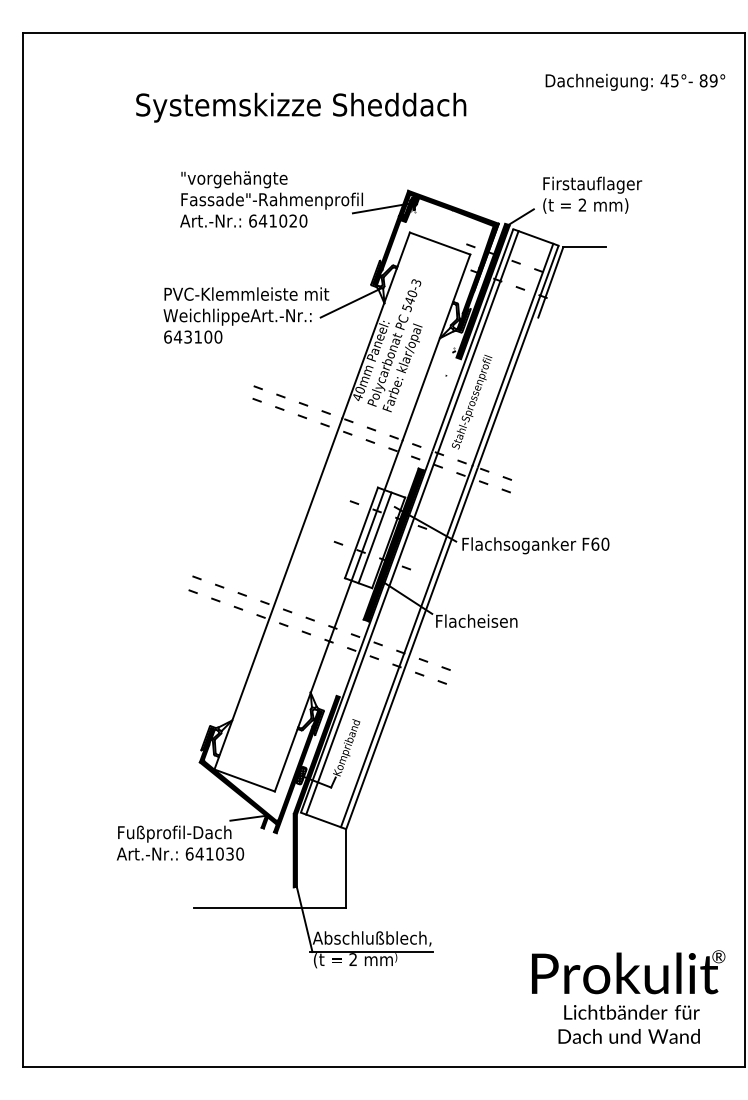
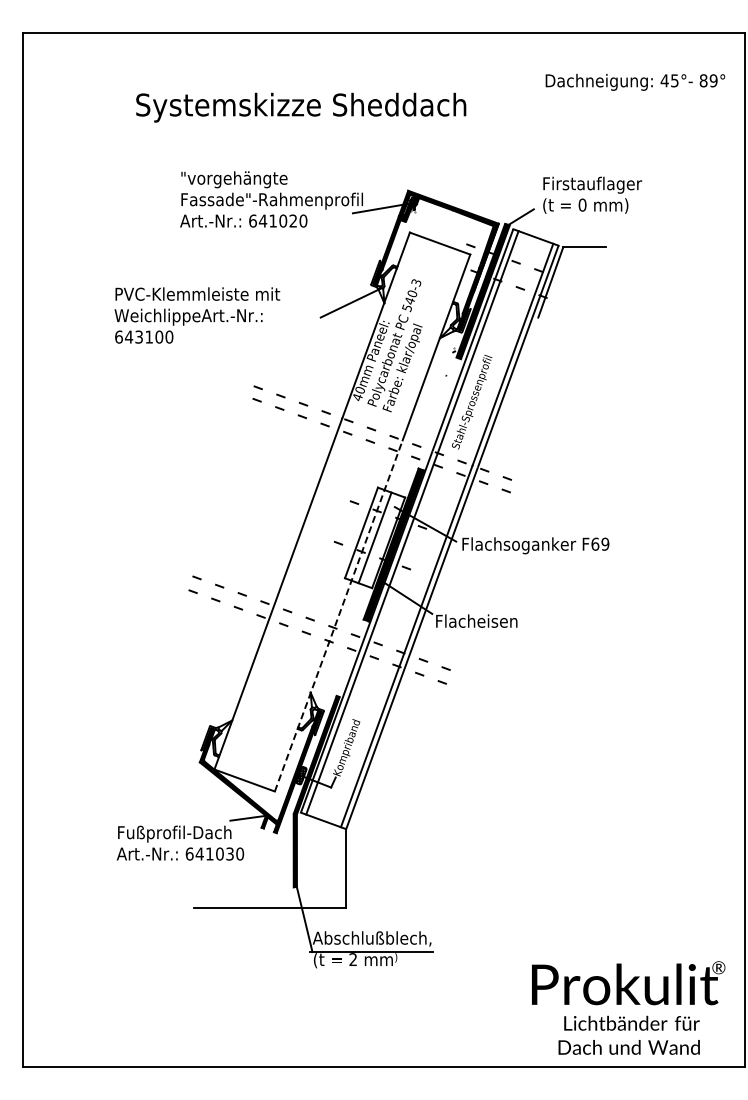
text: 2 -> 0 (582, 204)
text position: (246, 315) -> (197, 315) (197, 315)
text: F60 -> F69 (605, 544)
line: solid -> dashed (338, 615)
text position: (628, 996) -> (628, 1007) (628, 1007)
